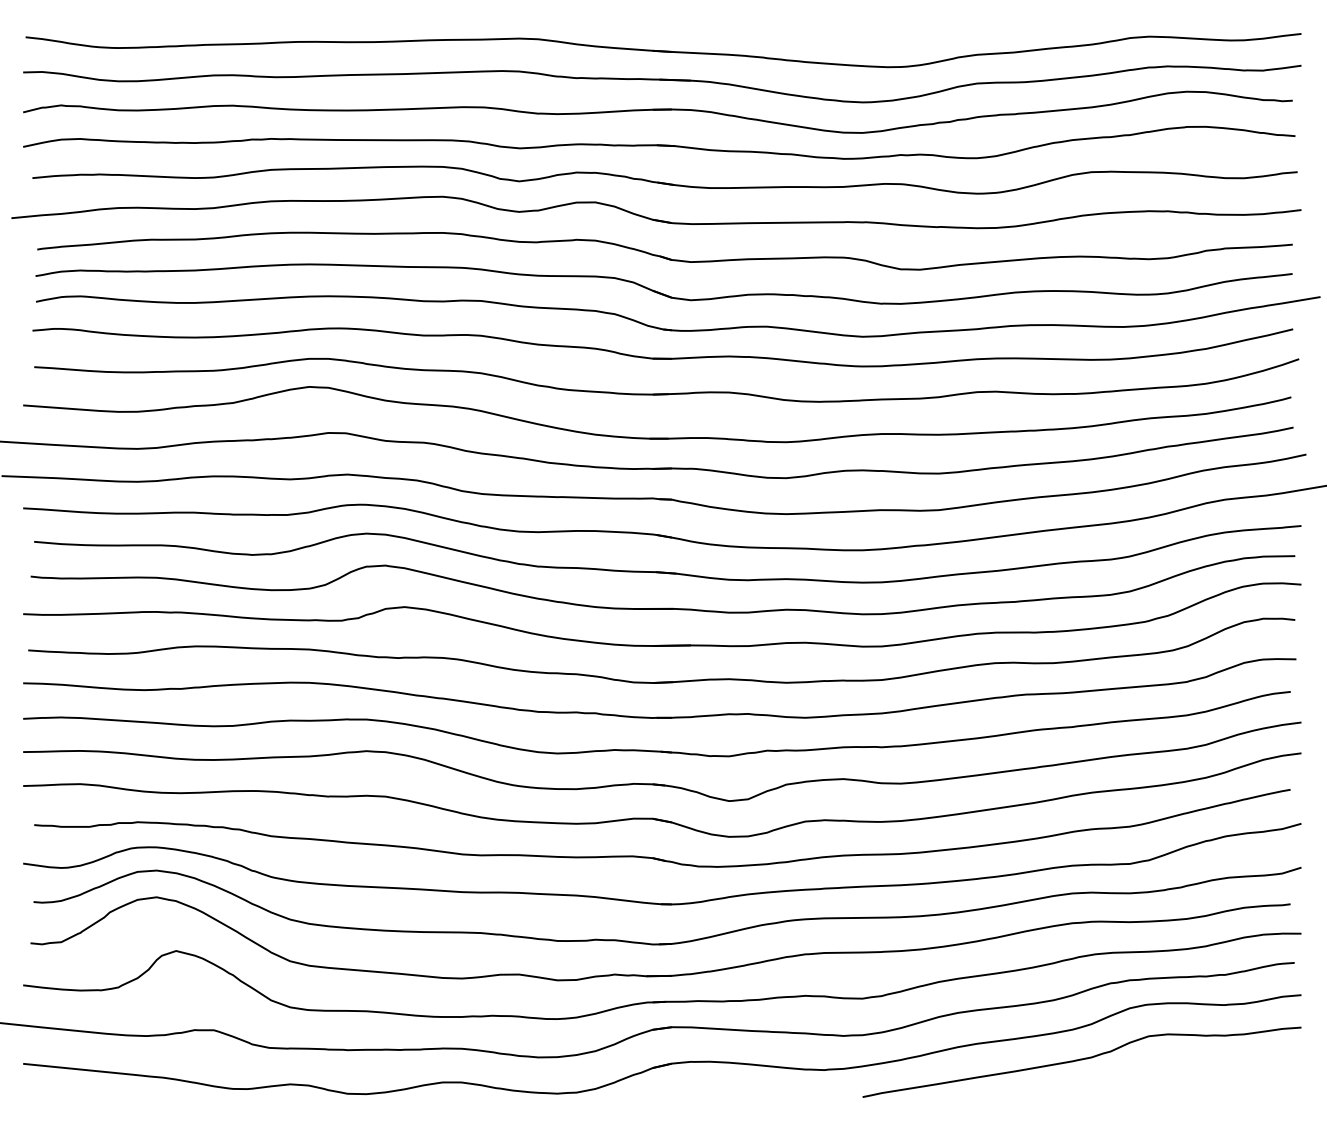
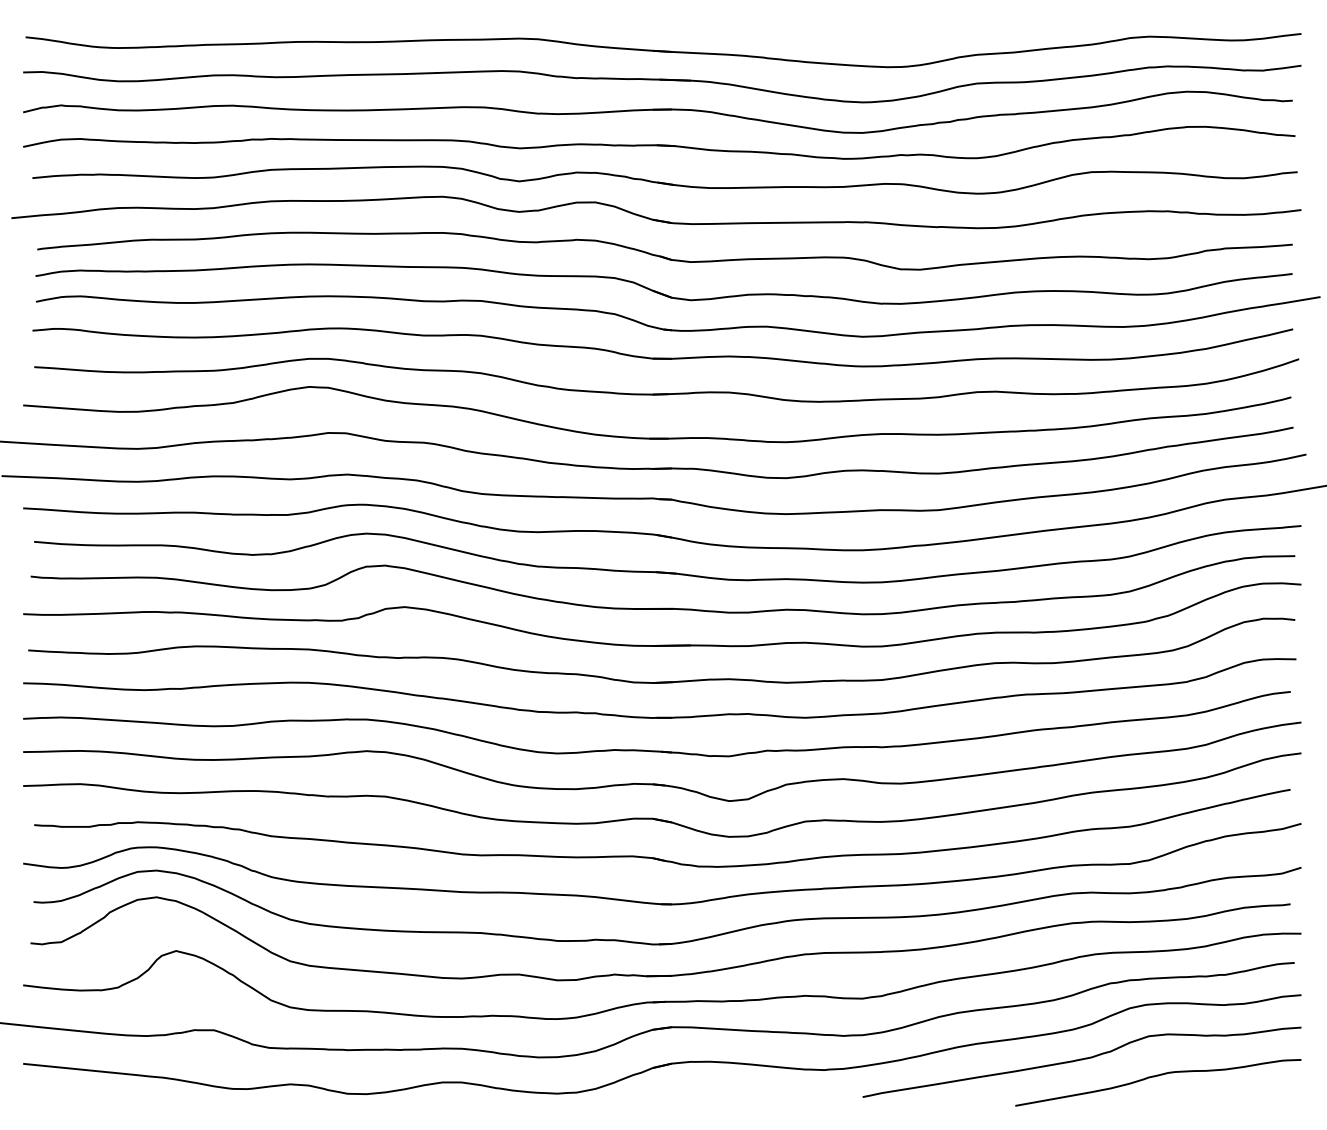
curve: none -> present (1158, 1076)
